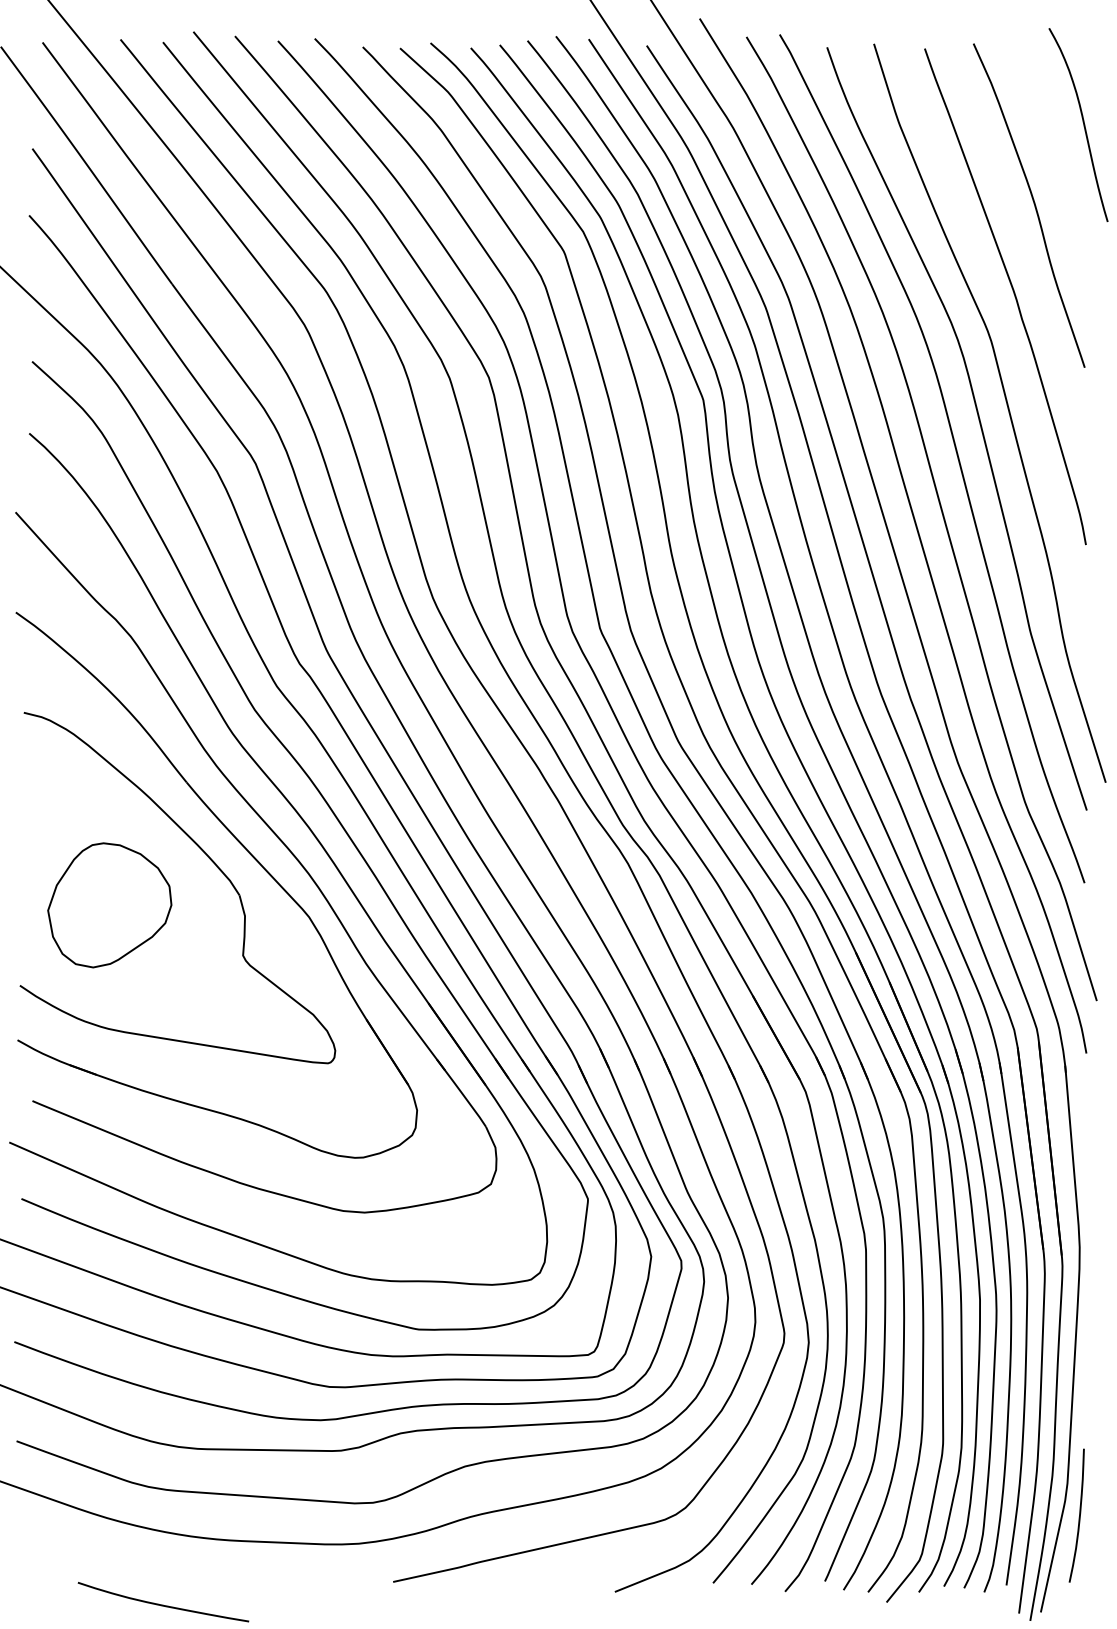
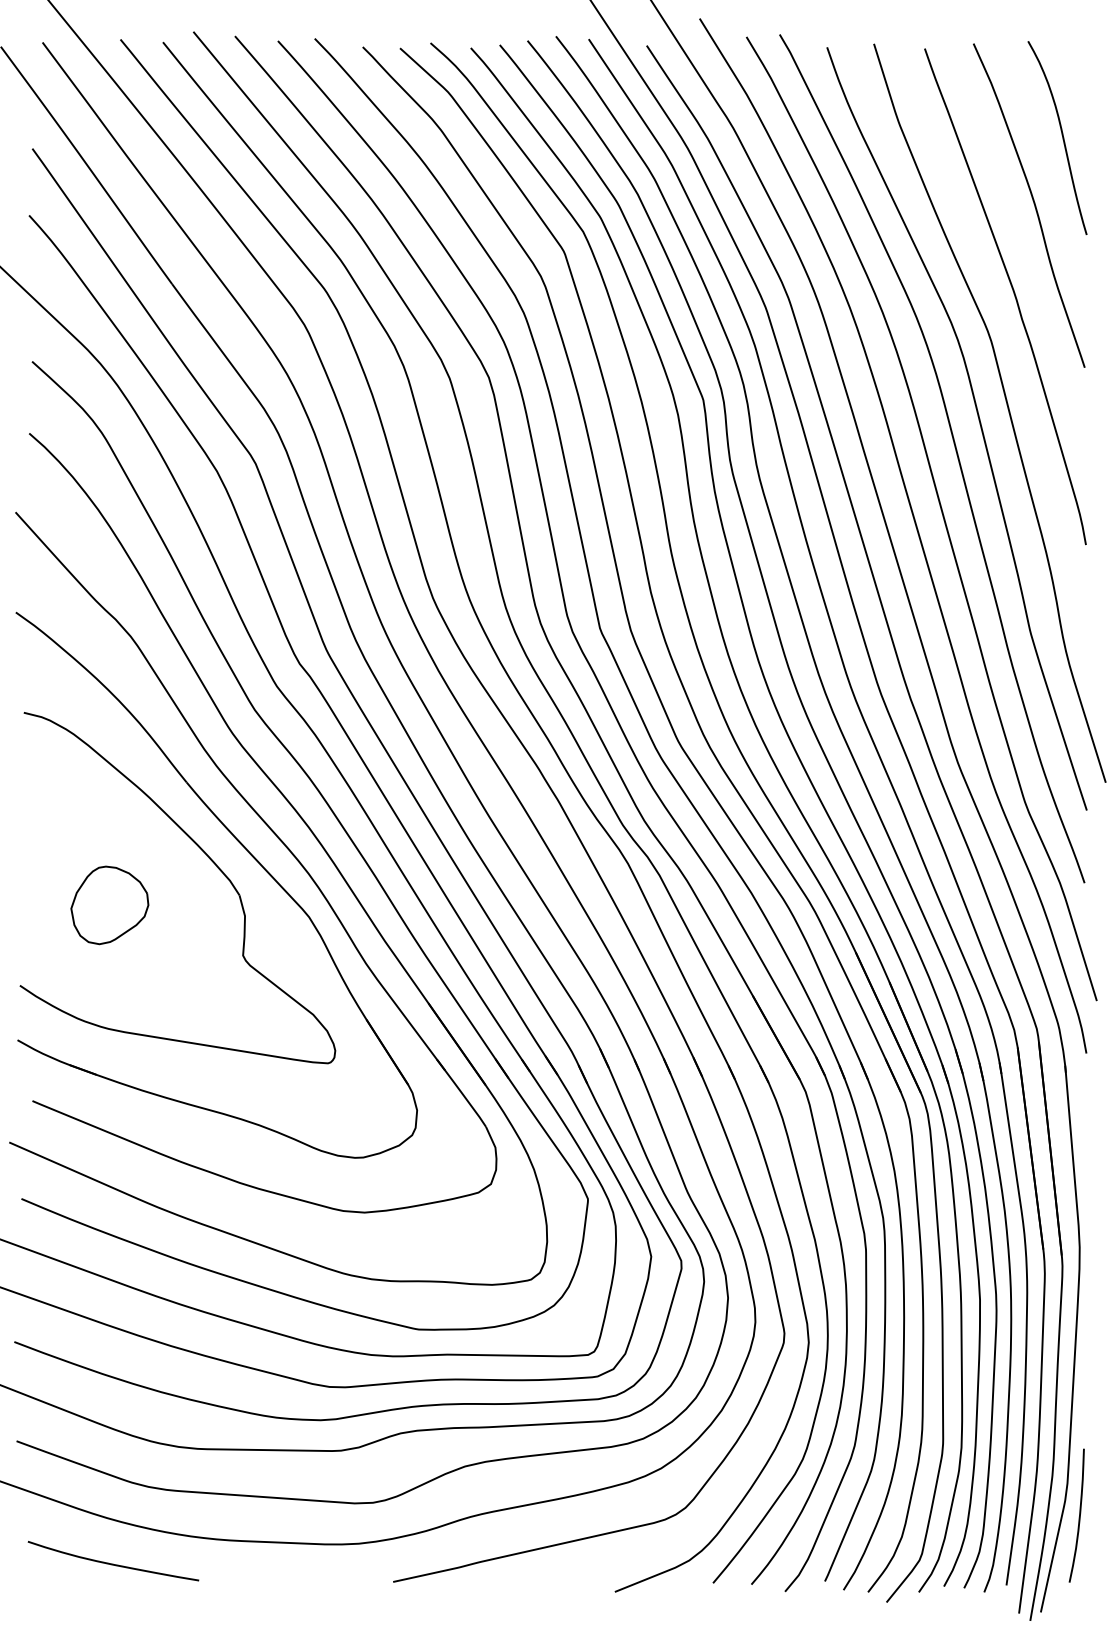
curve position: (1082, 122) -> (1061, 135) (1061, 135)
part size: 126x127 px -> 80x81 px (109, 905)
curve position: (163, 1604) -> (113, 1563) (113, 1563)
